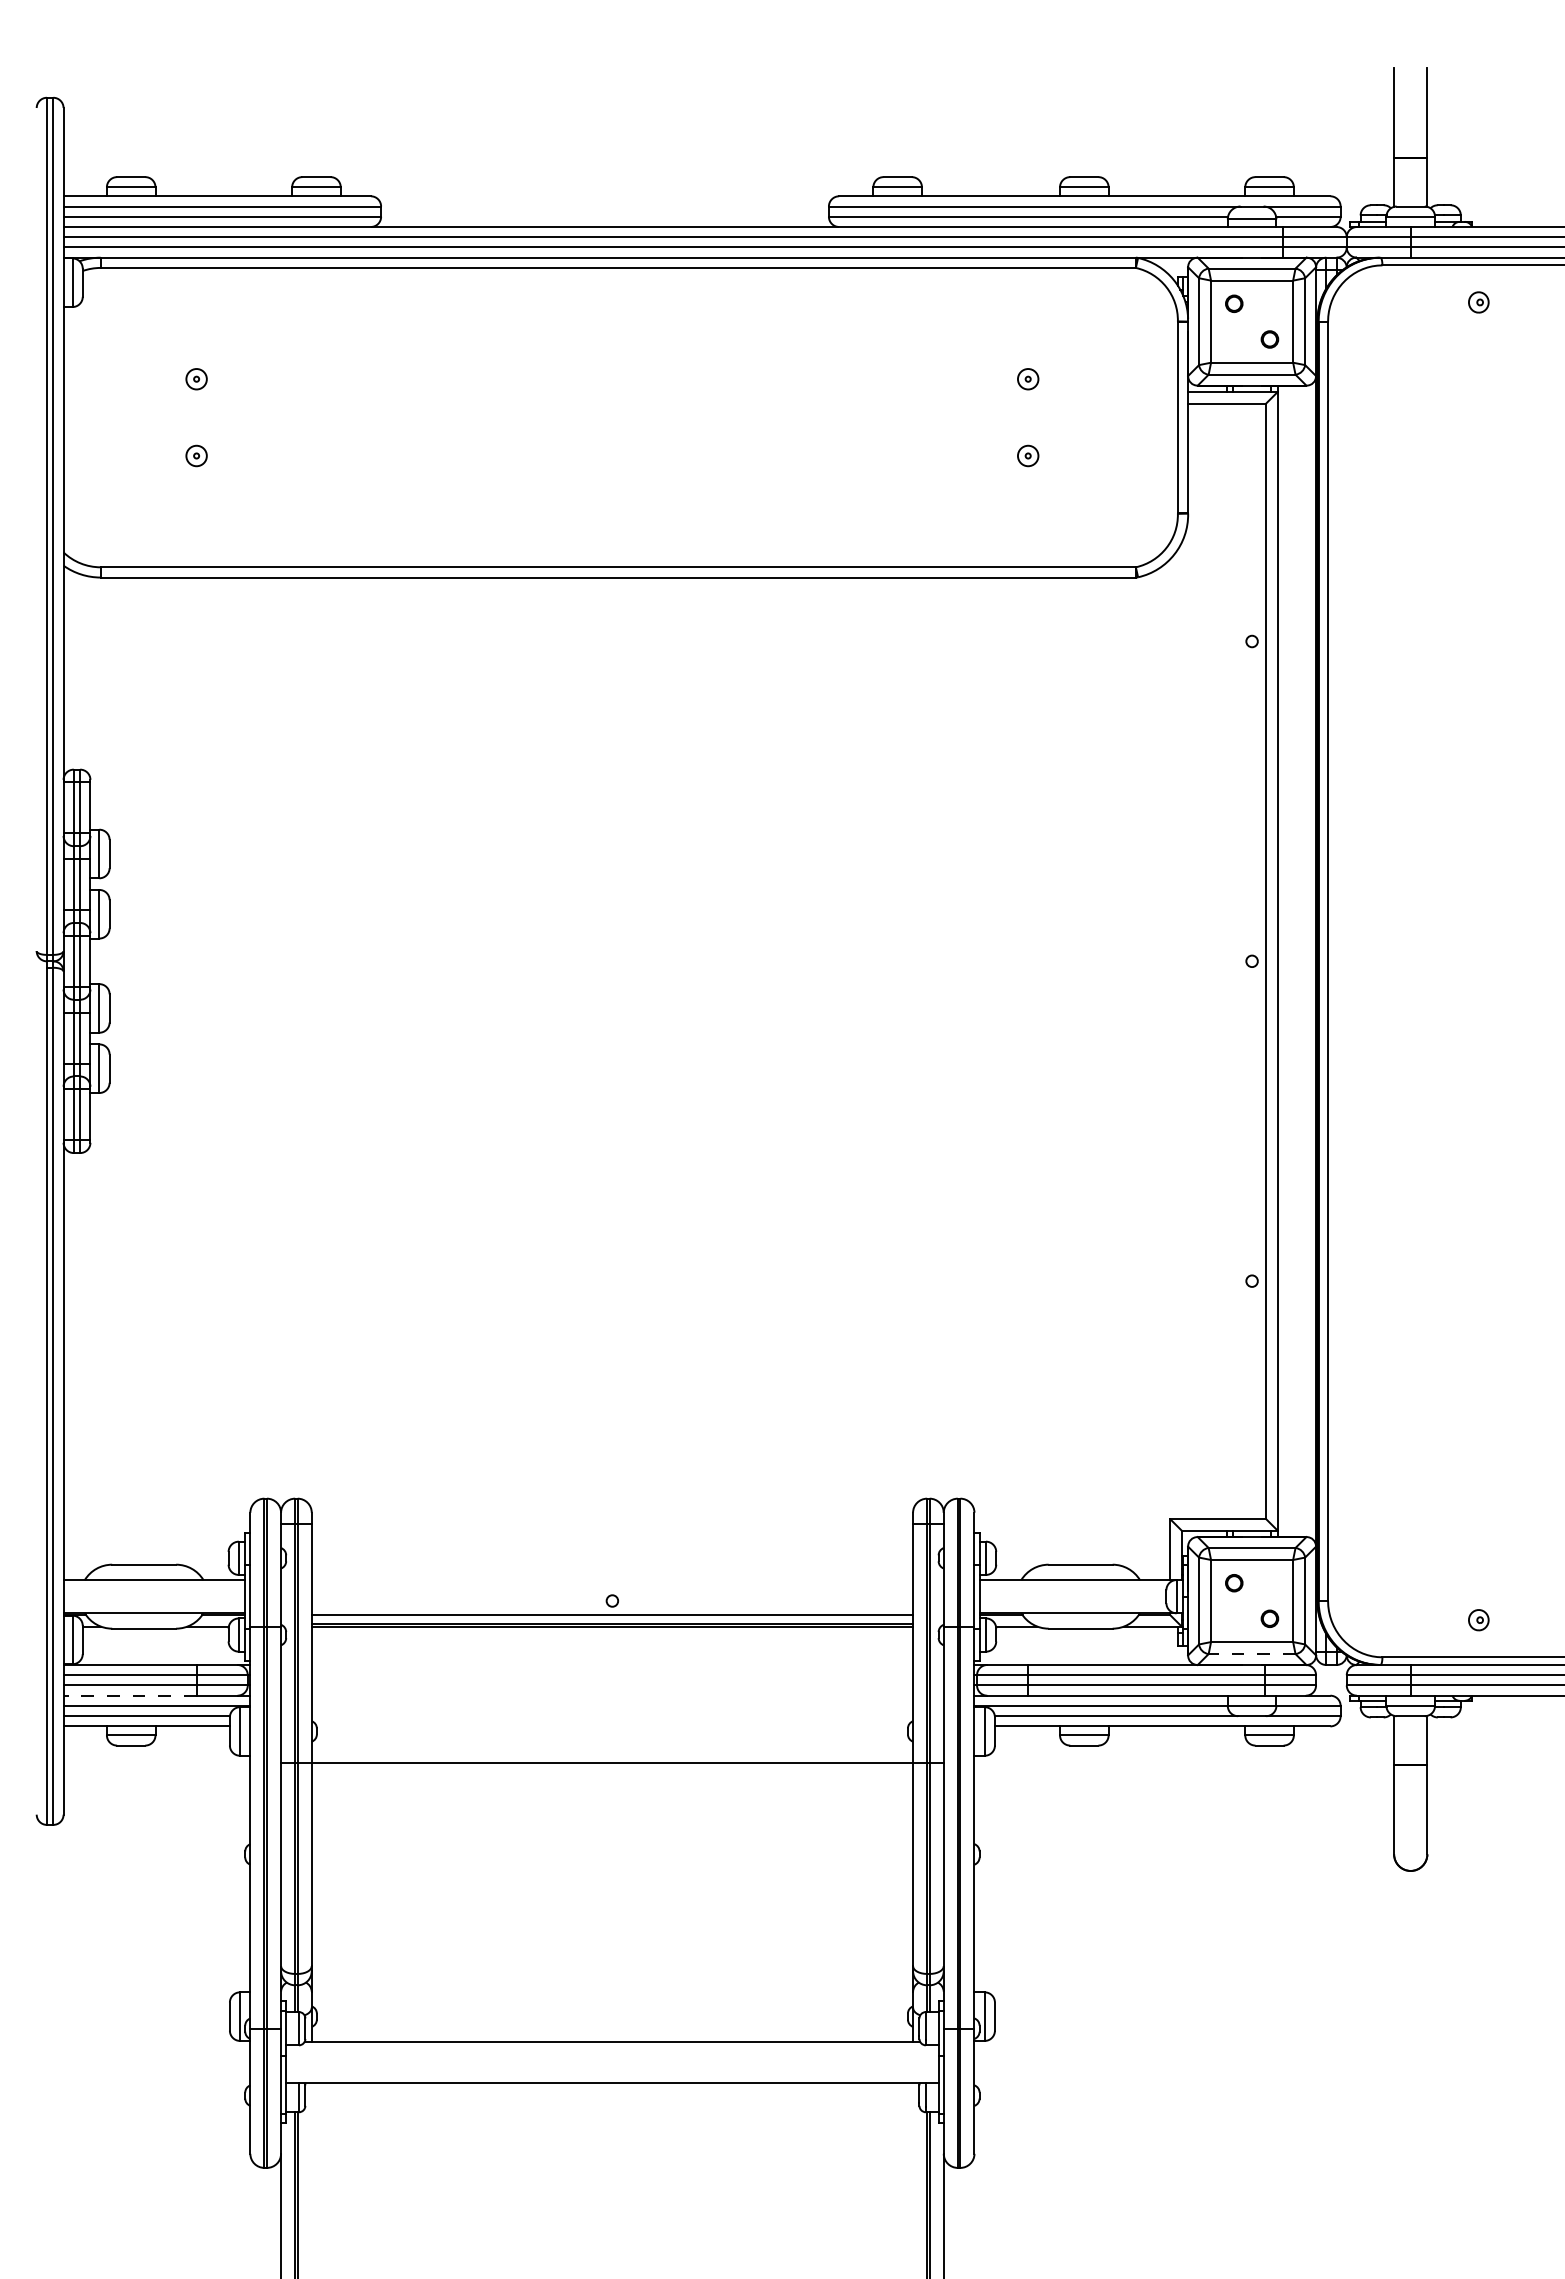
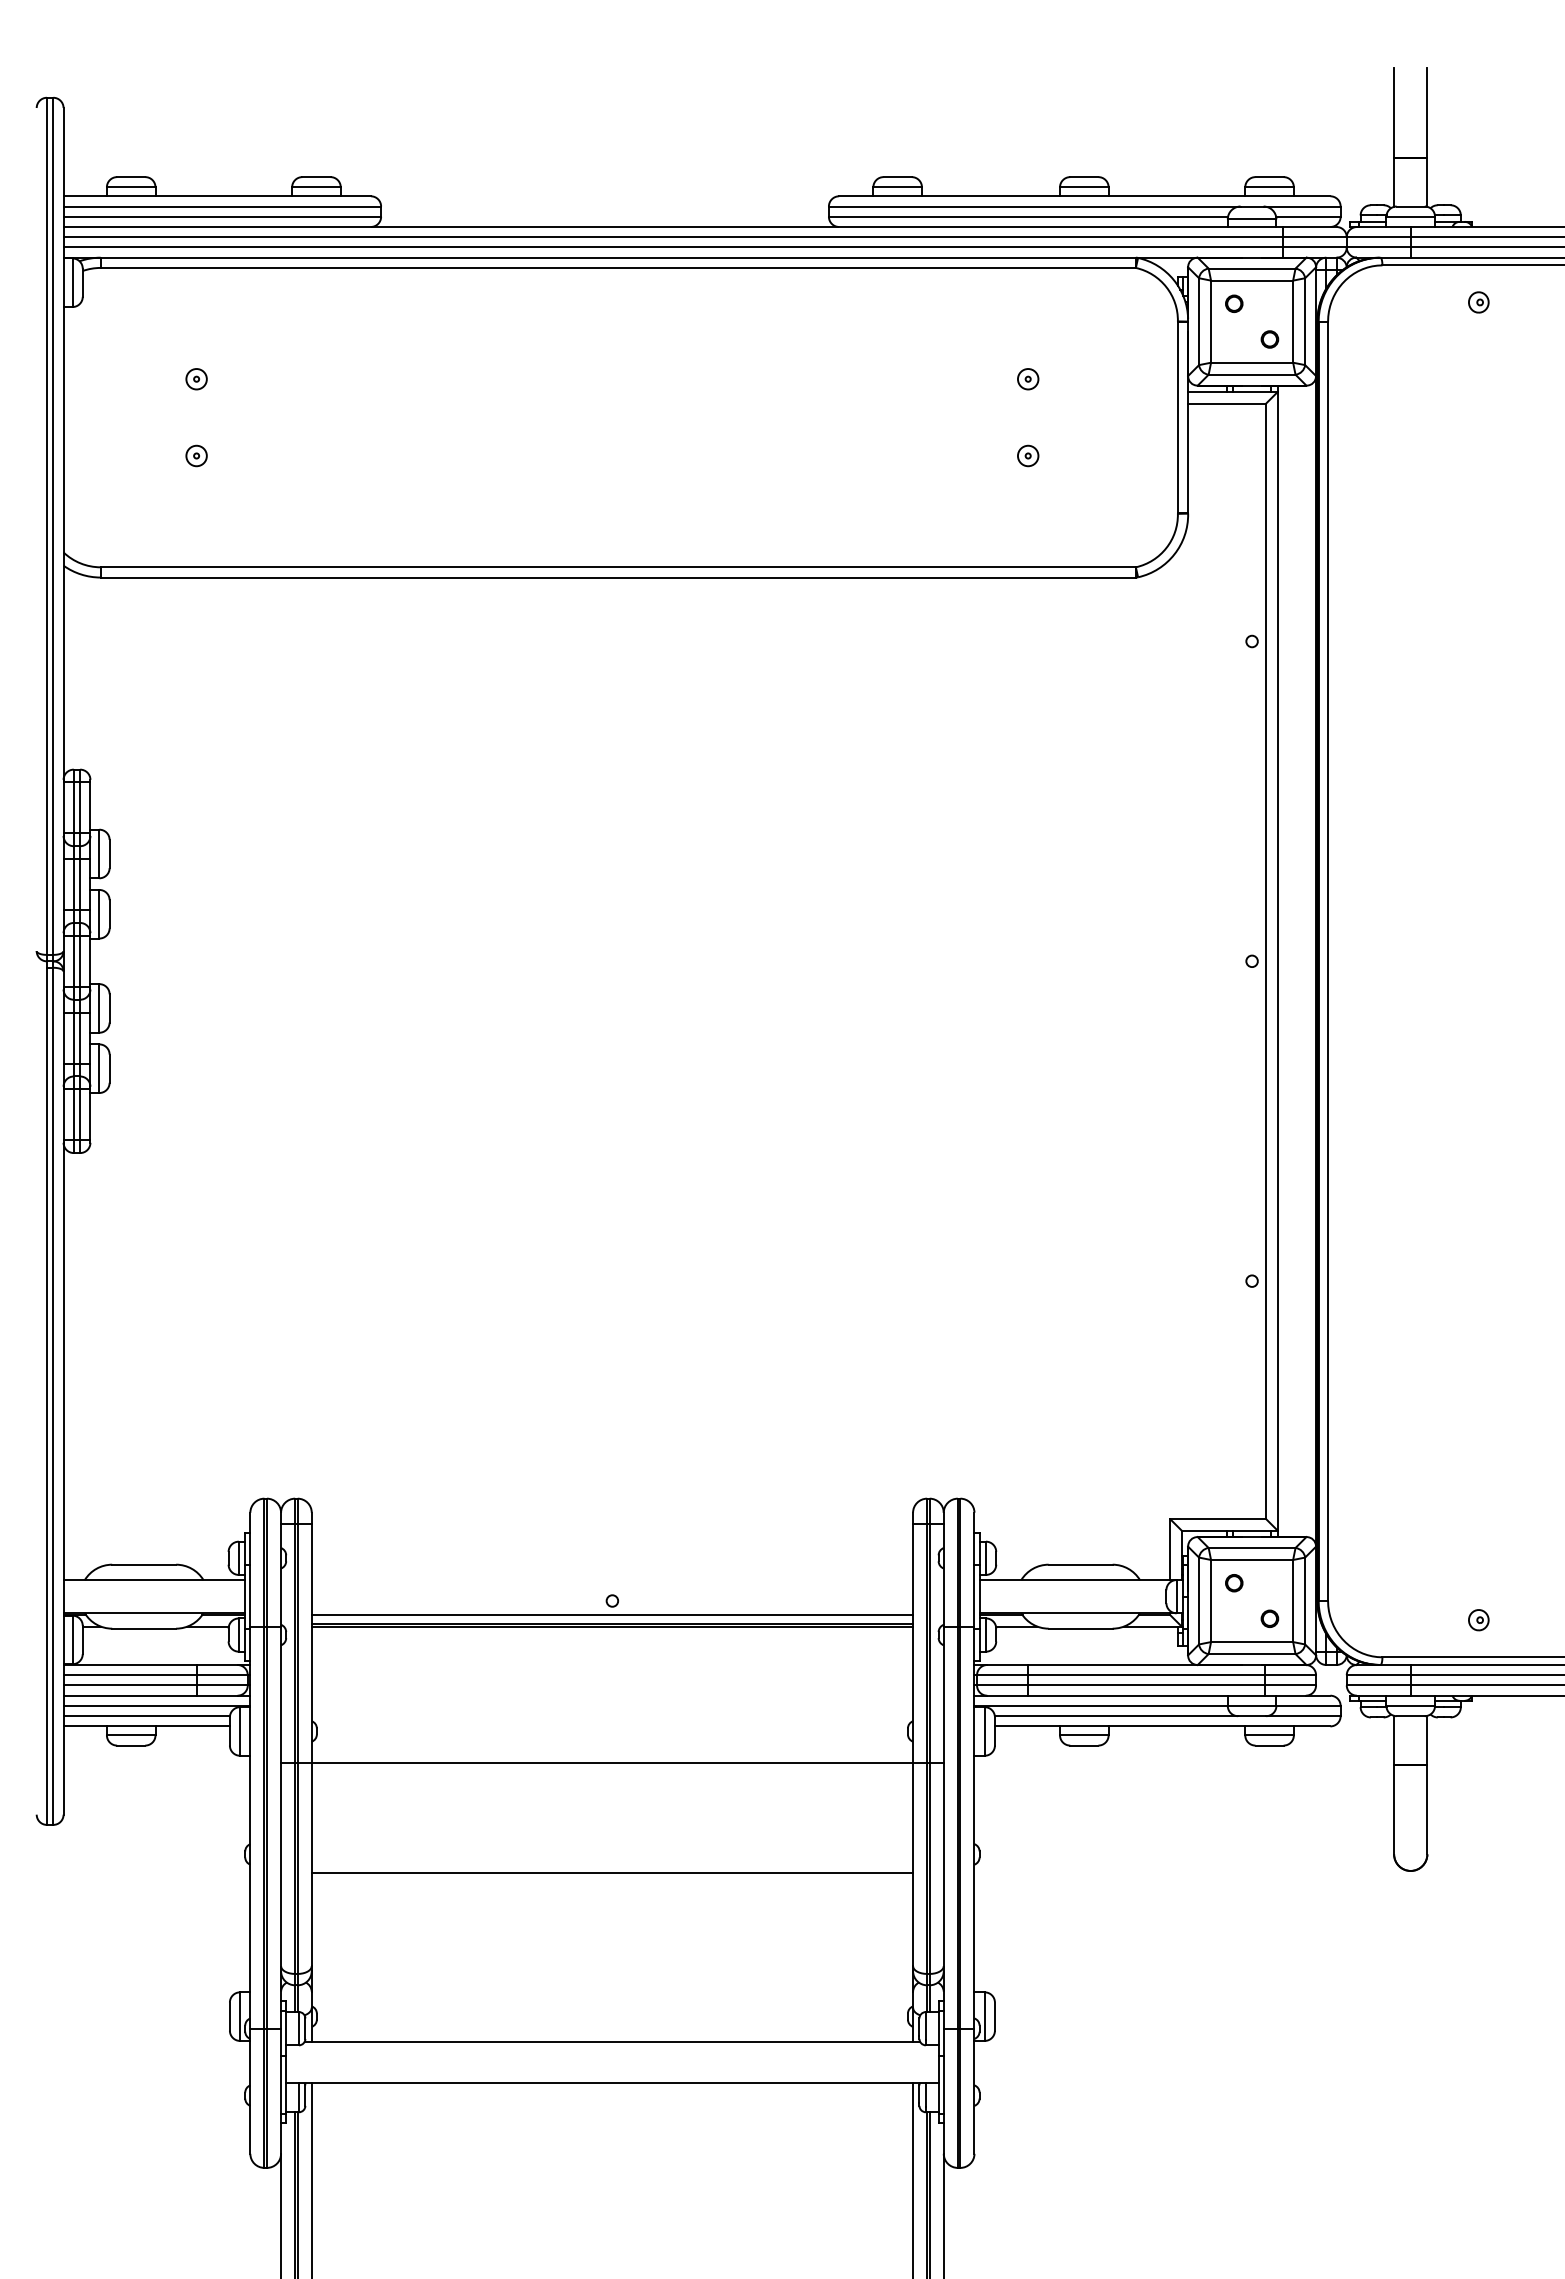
line: dashed -> solid (1251, 1654)
line: dashed -> solid (130, 1695)
line: none -> present (612, 1873)
line: none -> present (311, 2178)
line: none -> present (913, 2178)
